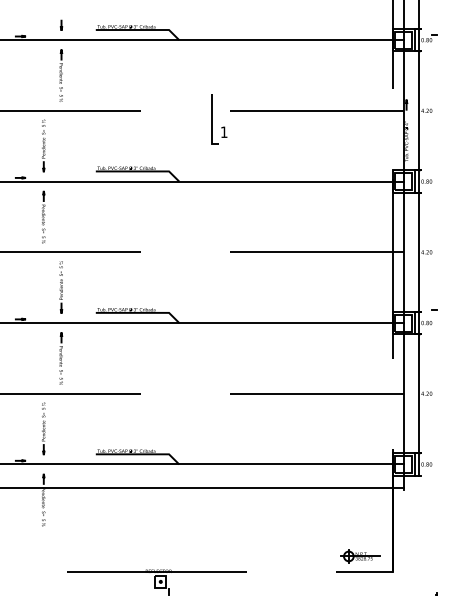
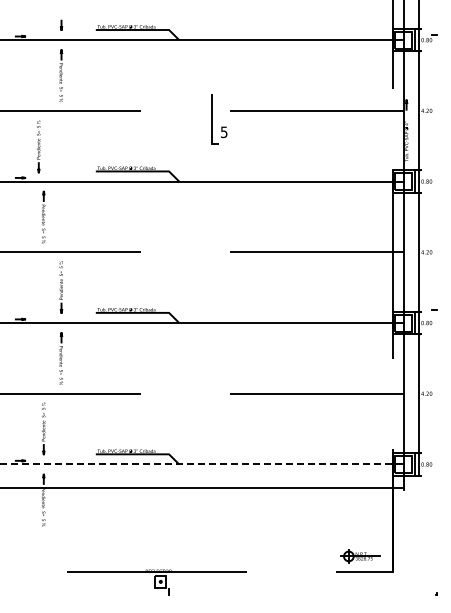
text: 1 -> 5 (224, 132)
part position: (43, 145) -> (38, 146) (38, 146)
line: solid -> dashed (201, 464)
